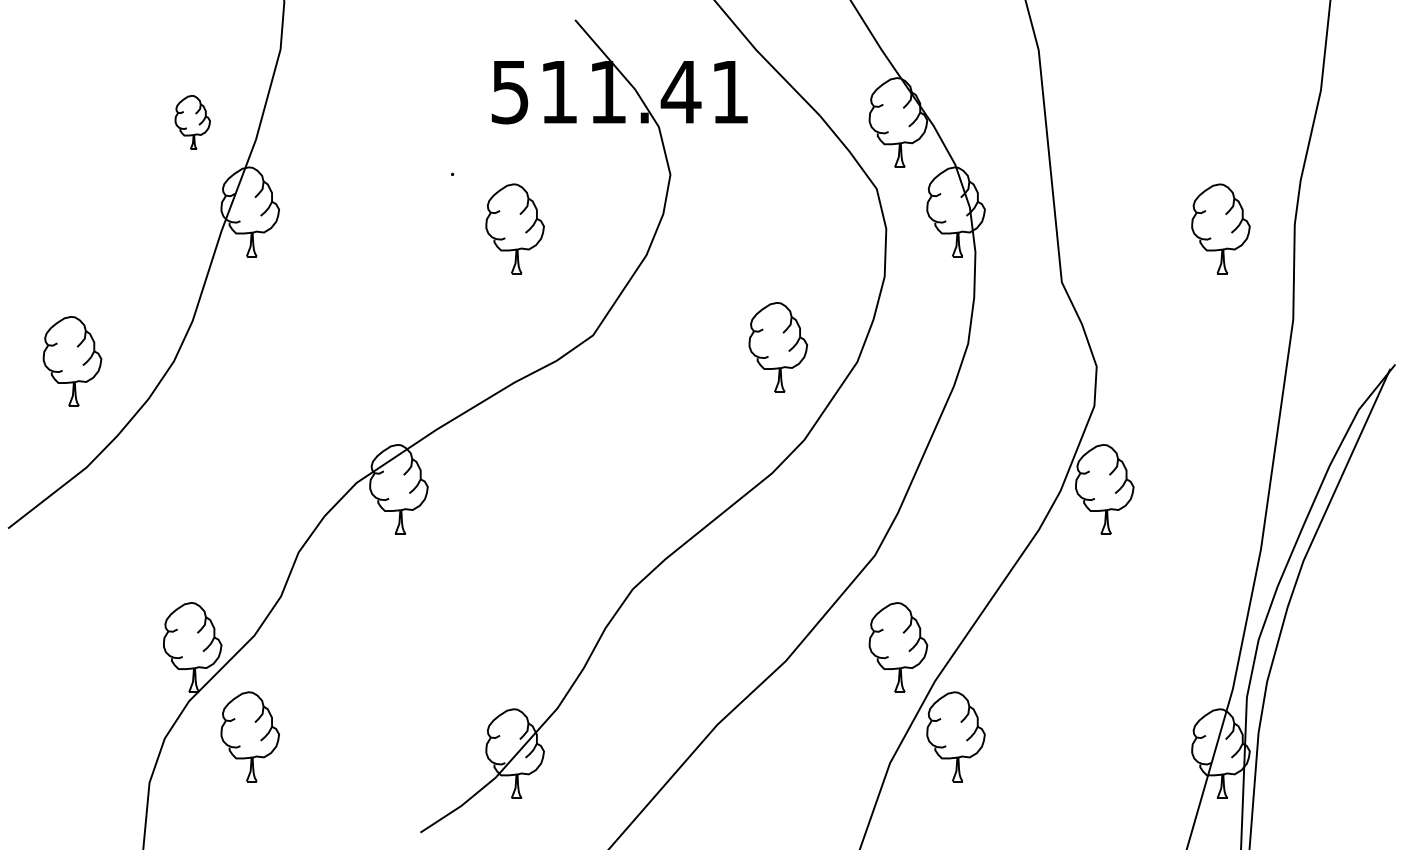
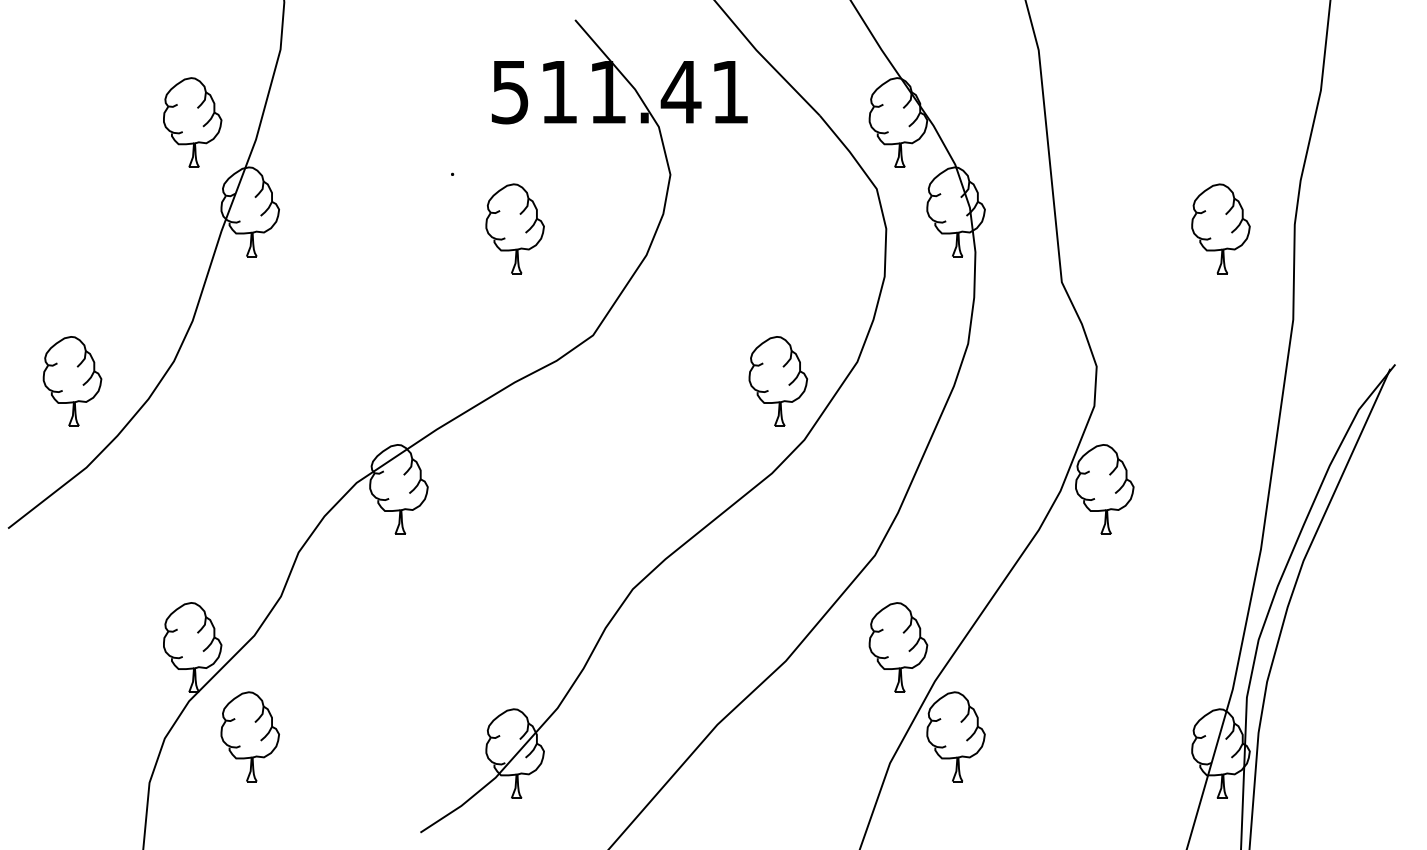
part size: 37x55 px -> 60x91 px (192, 122)
part position: (778, 347) -> (778, 381) (778, 381)
part position: (72, 361) -> (72, 381) (72, 381)
